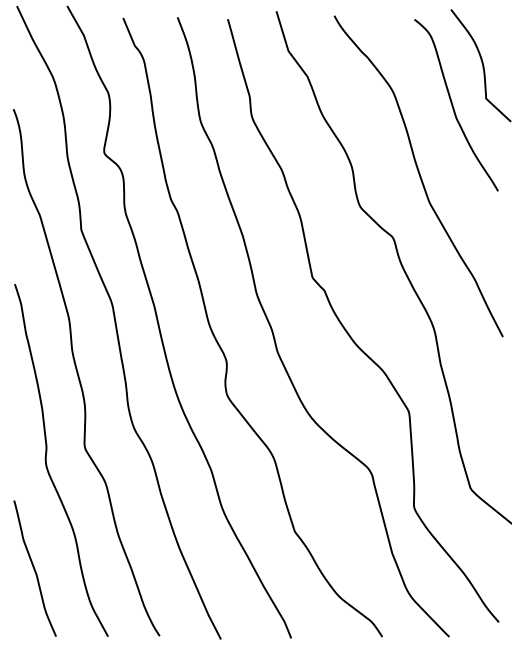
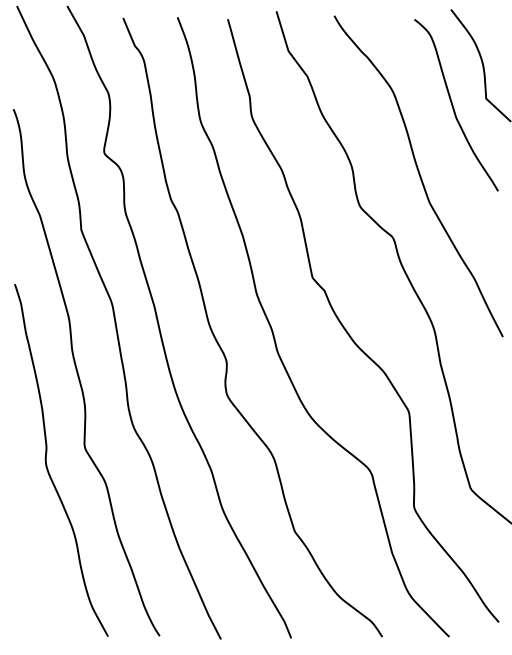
curve: present -> none (34, 568)
